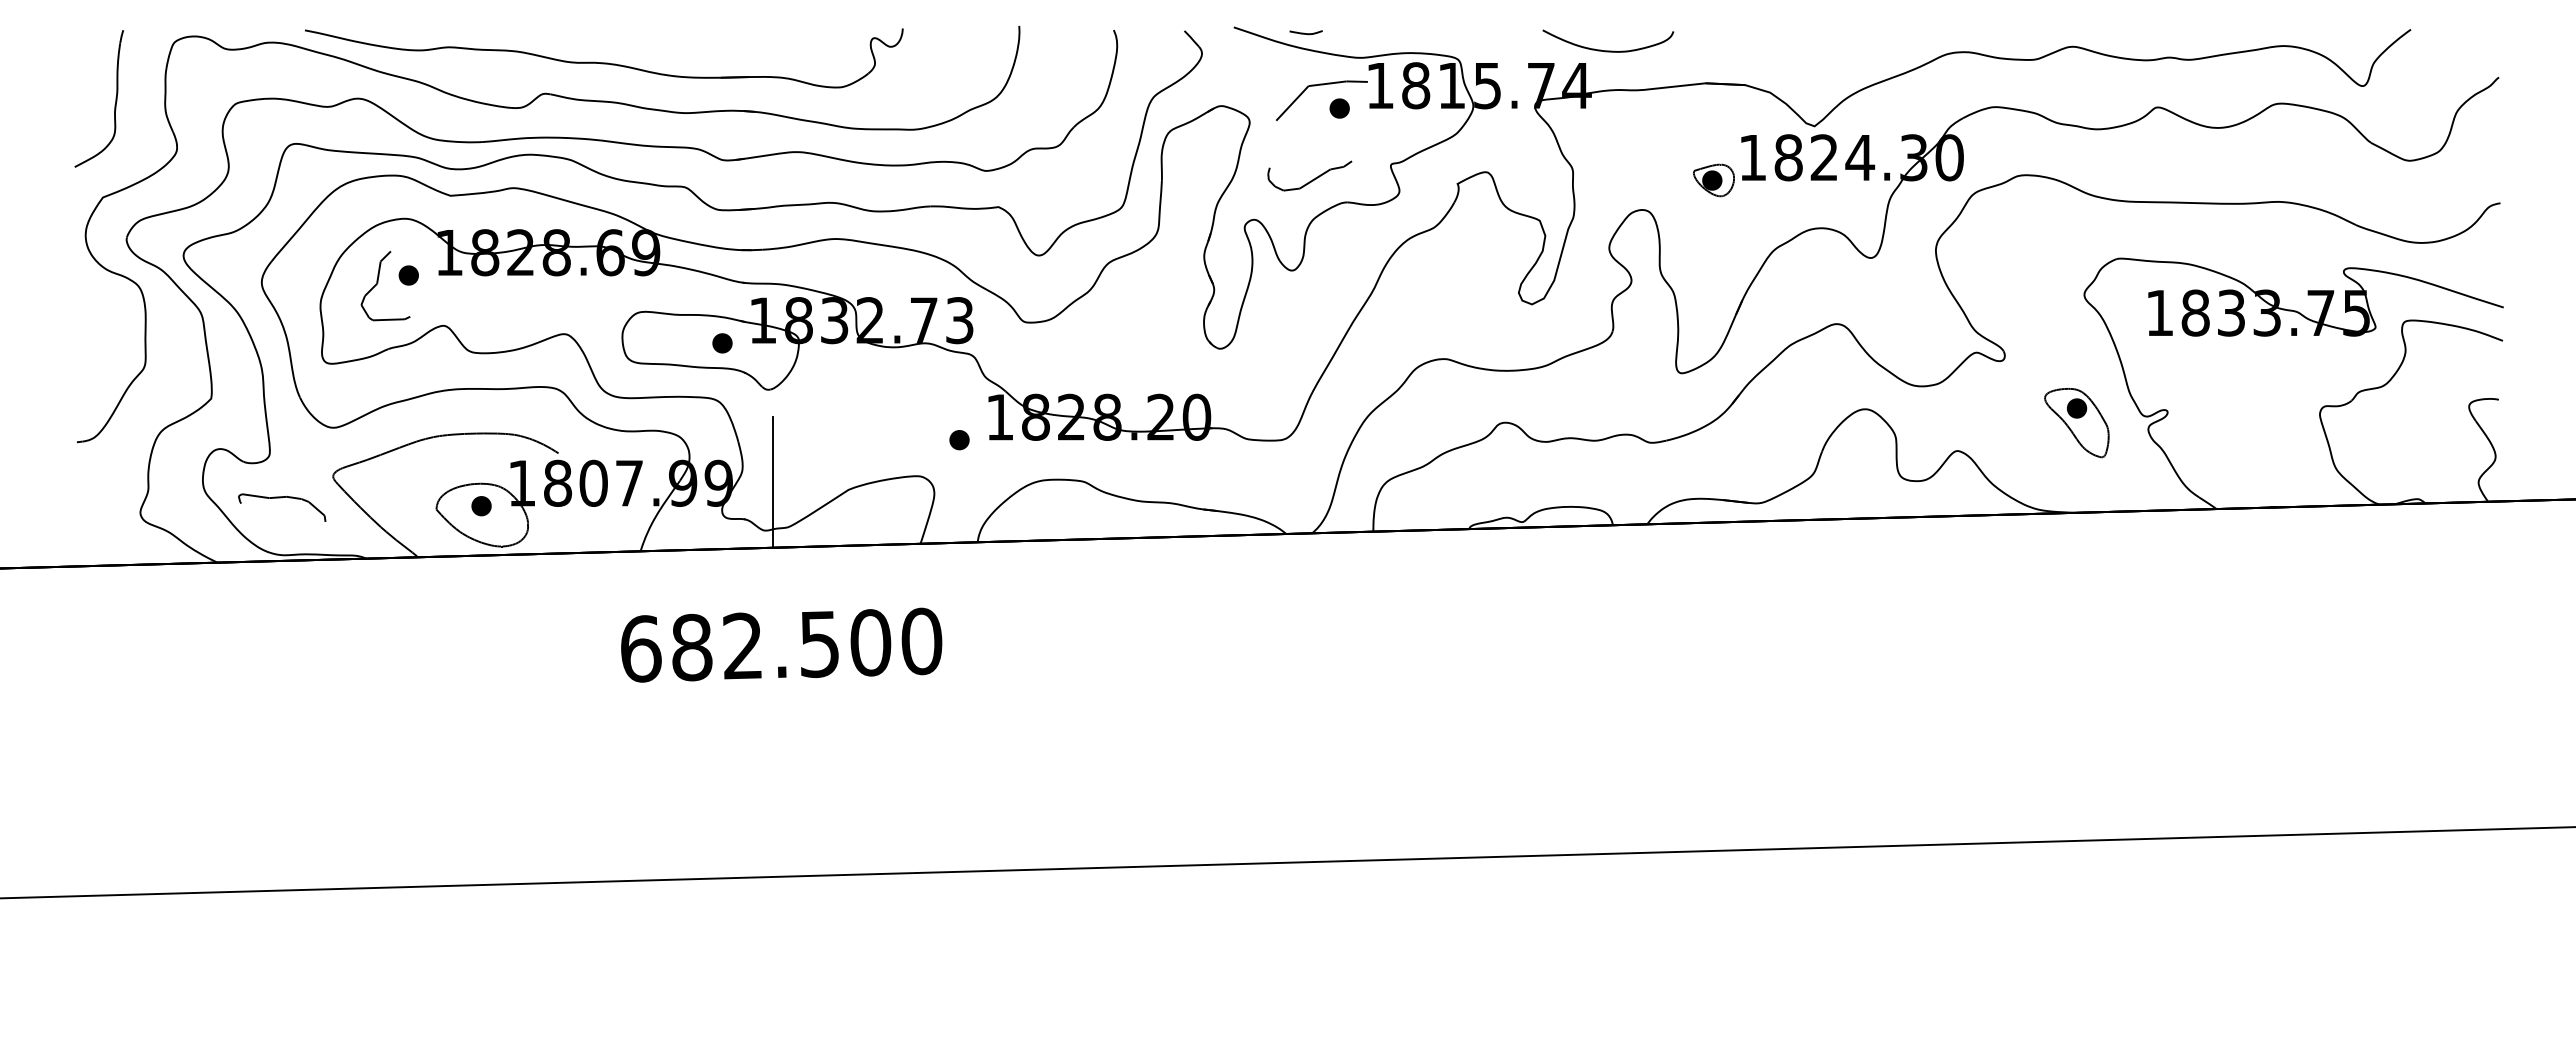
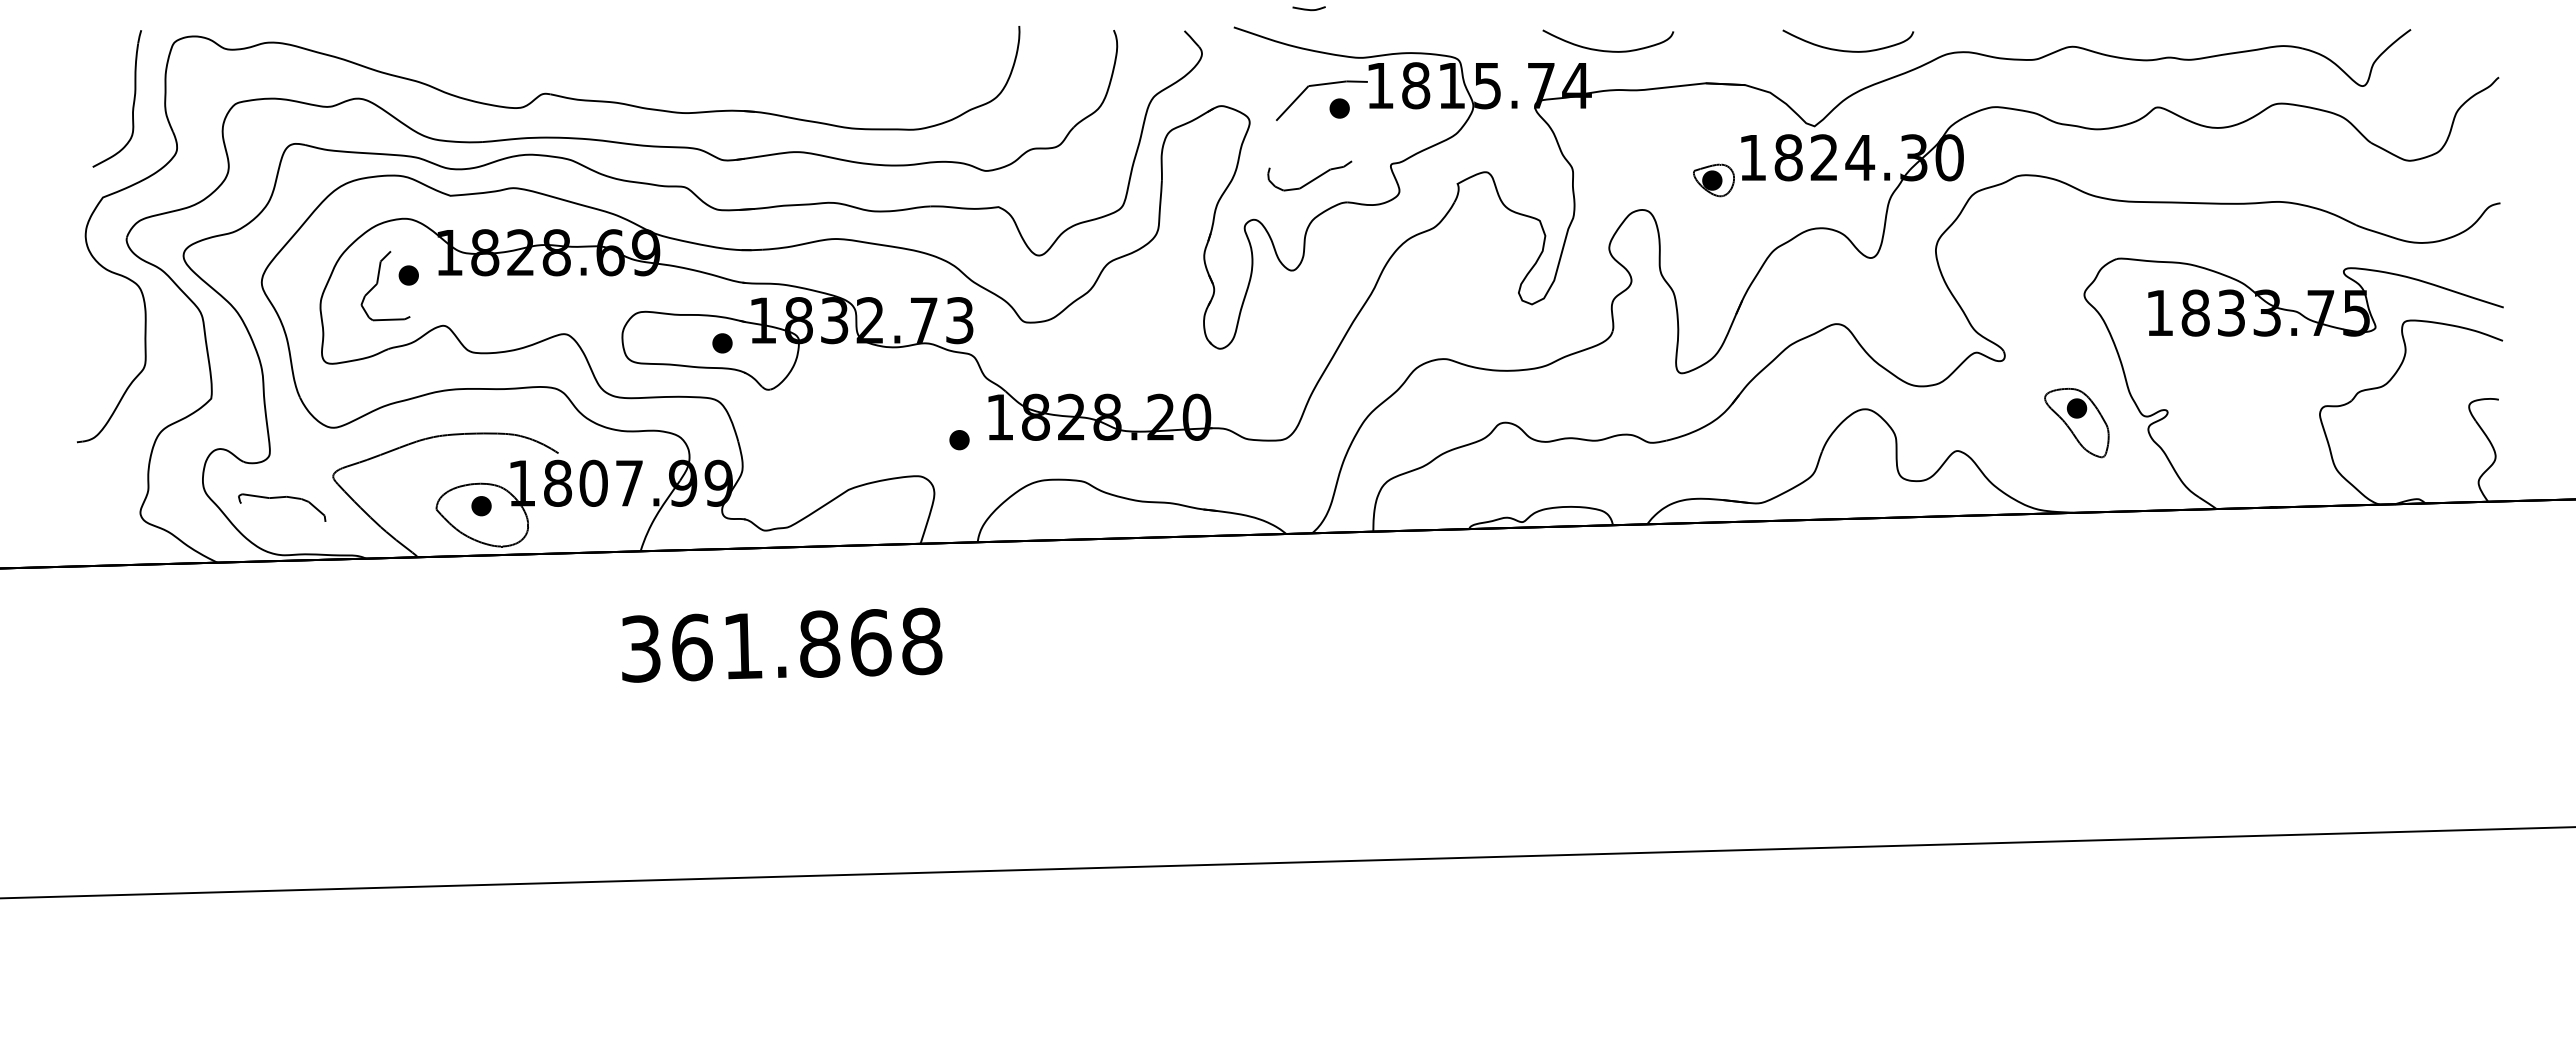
curve position: (1304, 32) -> (1307, 8) (1307, 8)
curve: none -> present (1848, 50)
part: present -> none (604, 58)
part position: (115, 98) -> (133, 98) (133, 98)
line: present -> none (773, 482)
text: 682.500 -> 361.868 (781, 644)
